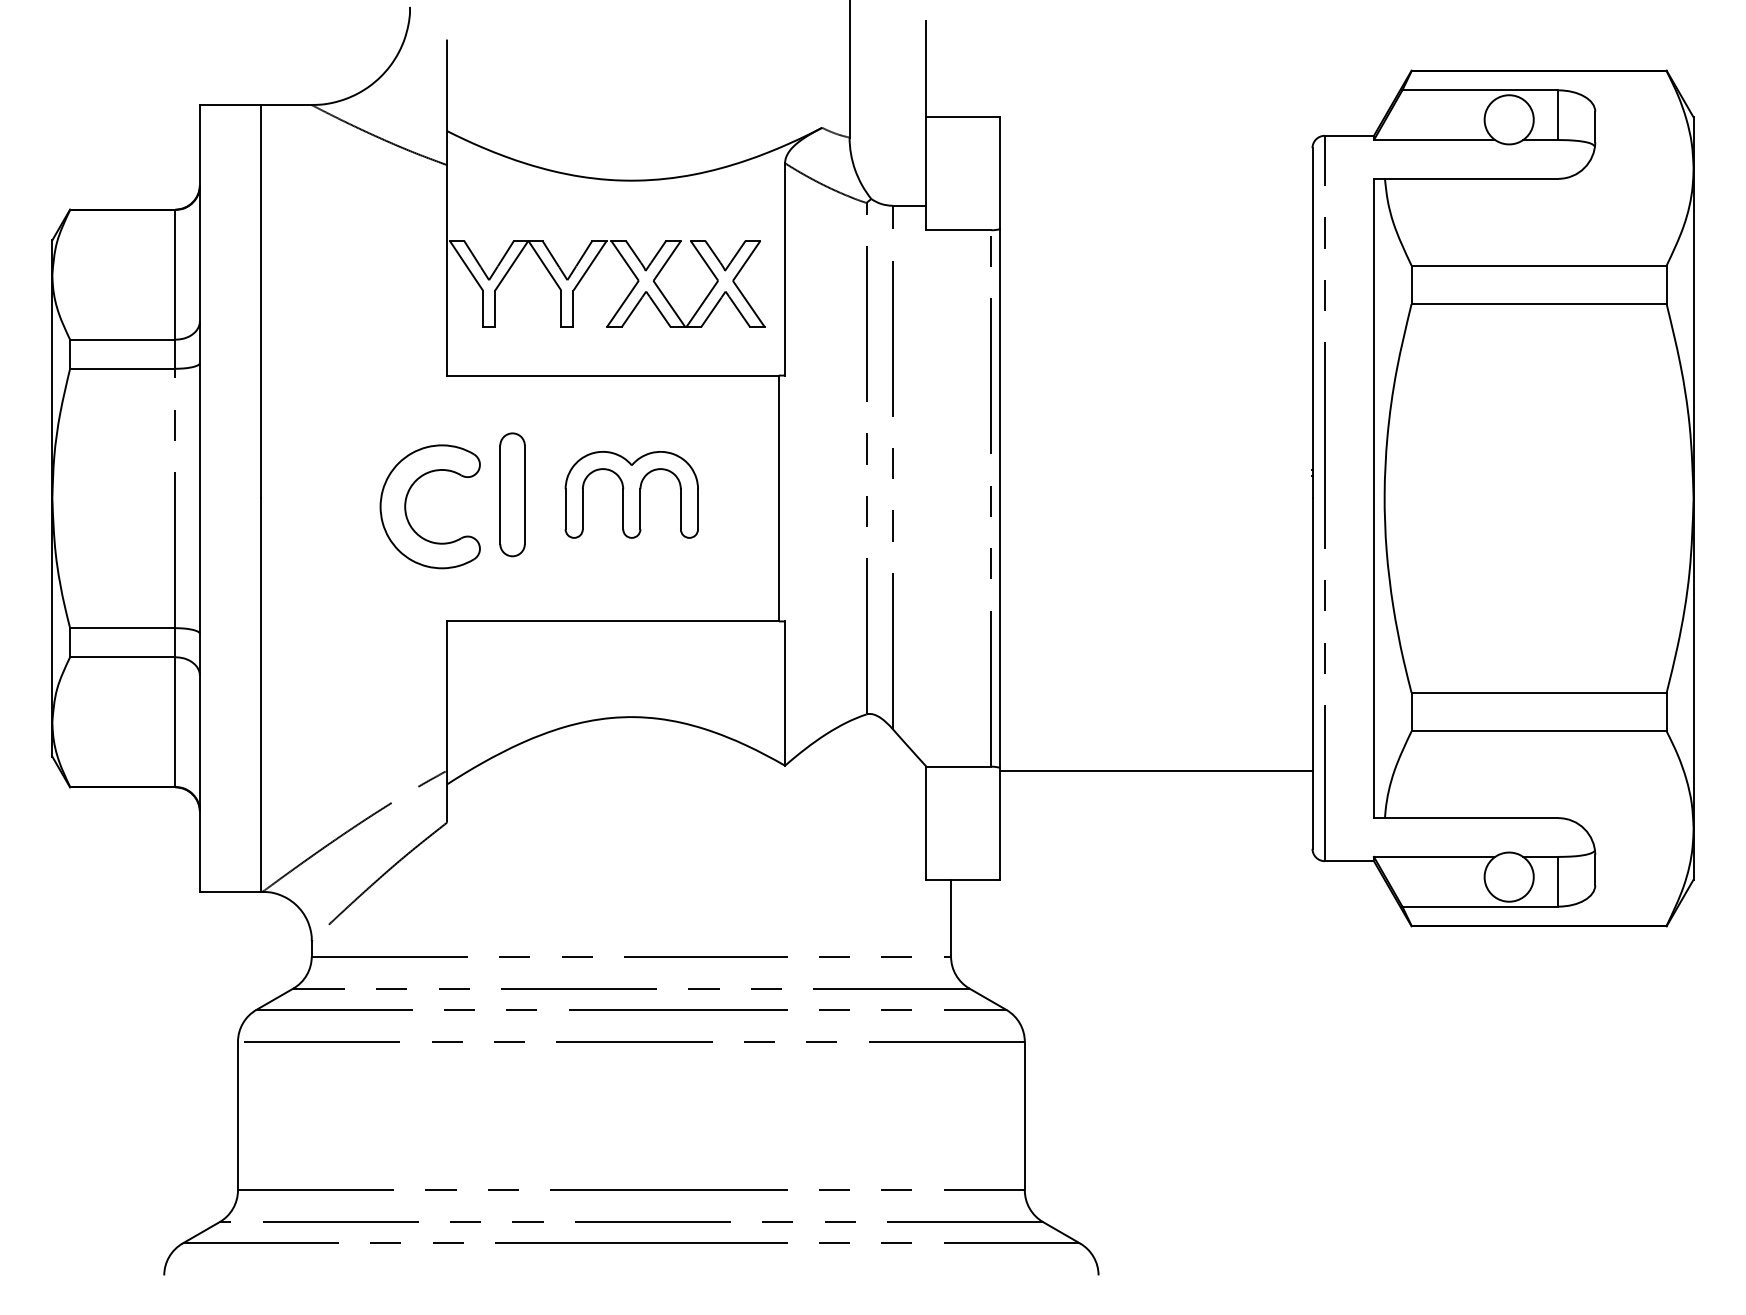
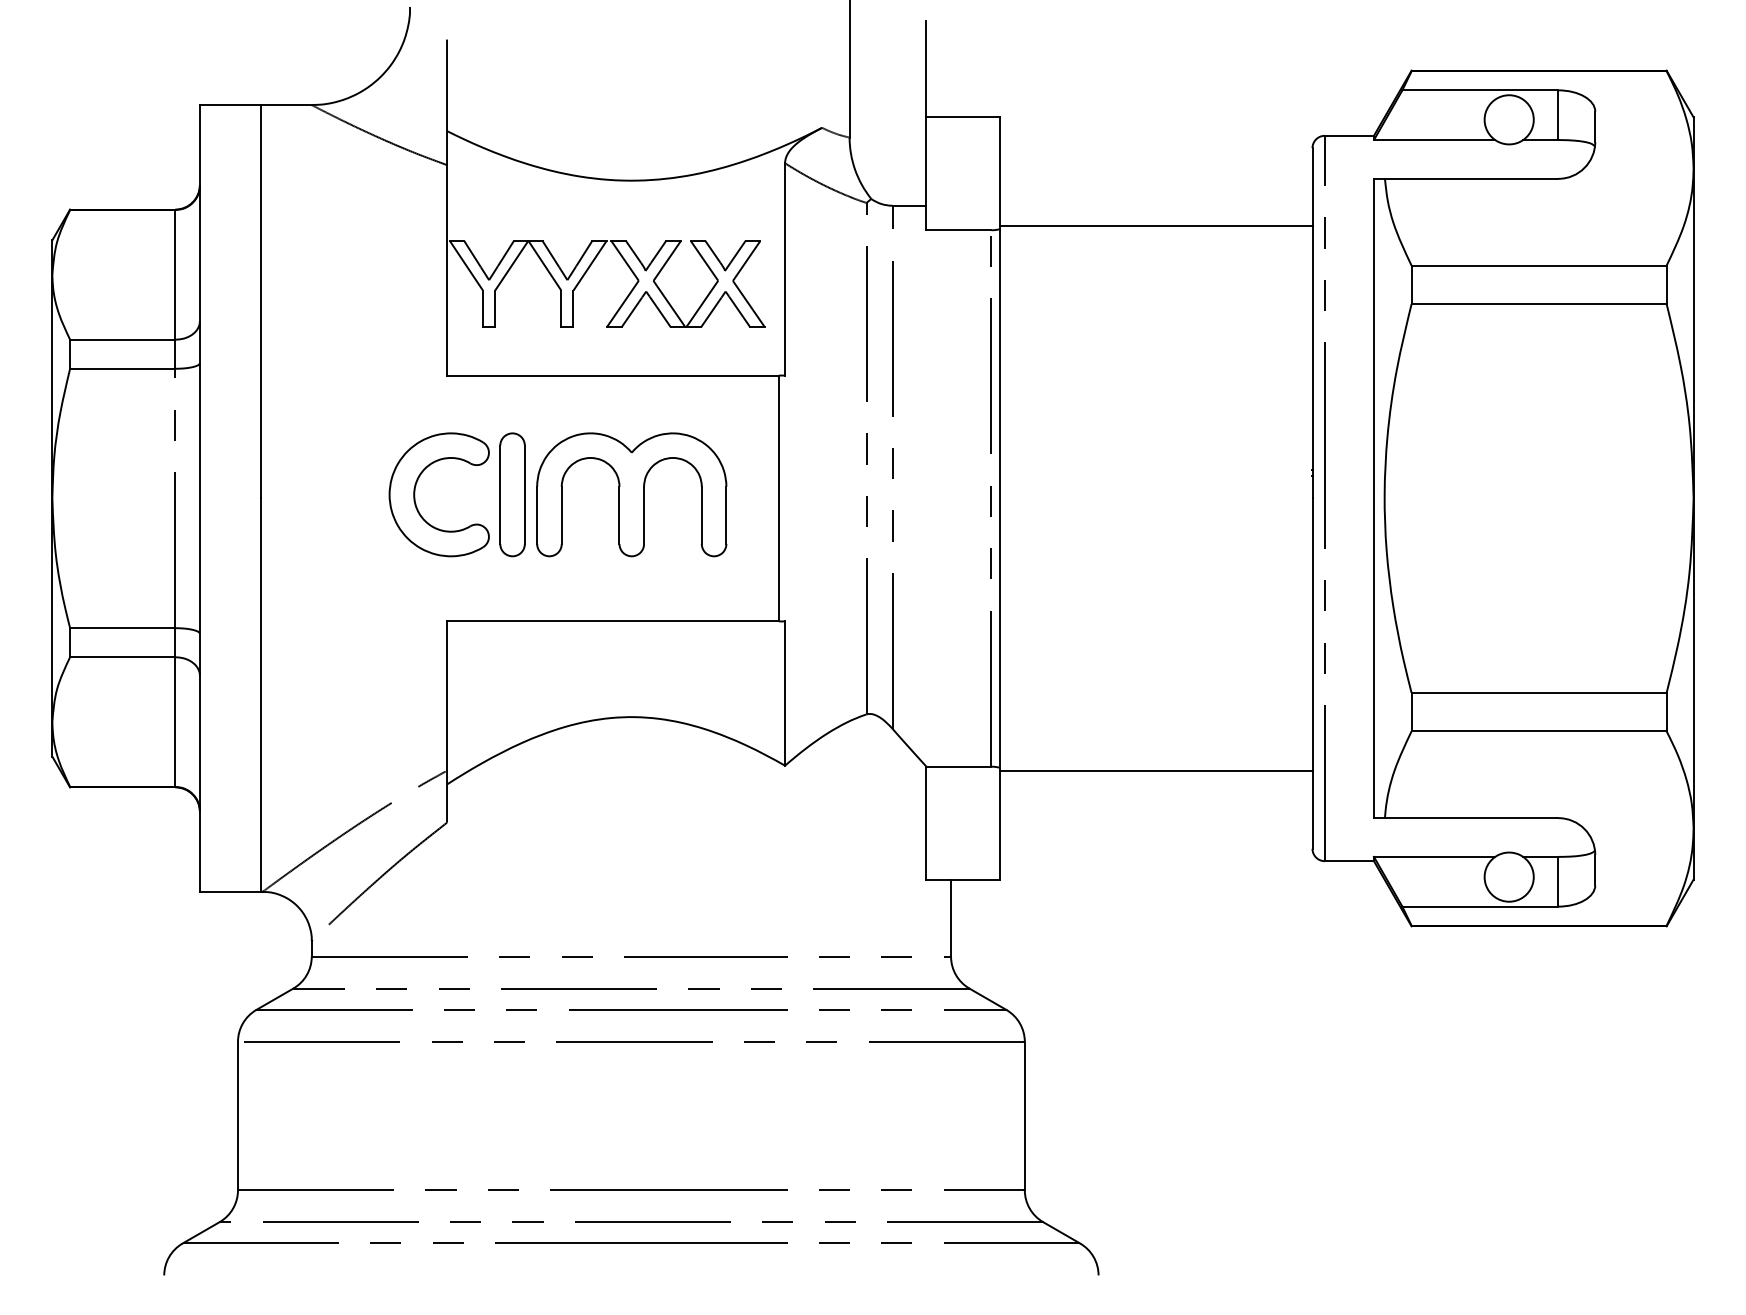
line: none -> present (1156, 225)
part size: 135x88 px -> 192x126 px (631, 494)
part position: (406, 506) -> (415, 494) (415, 494)
